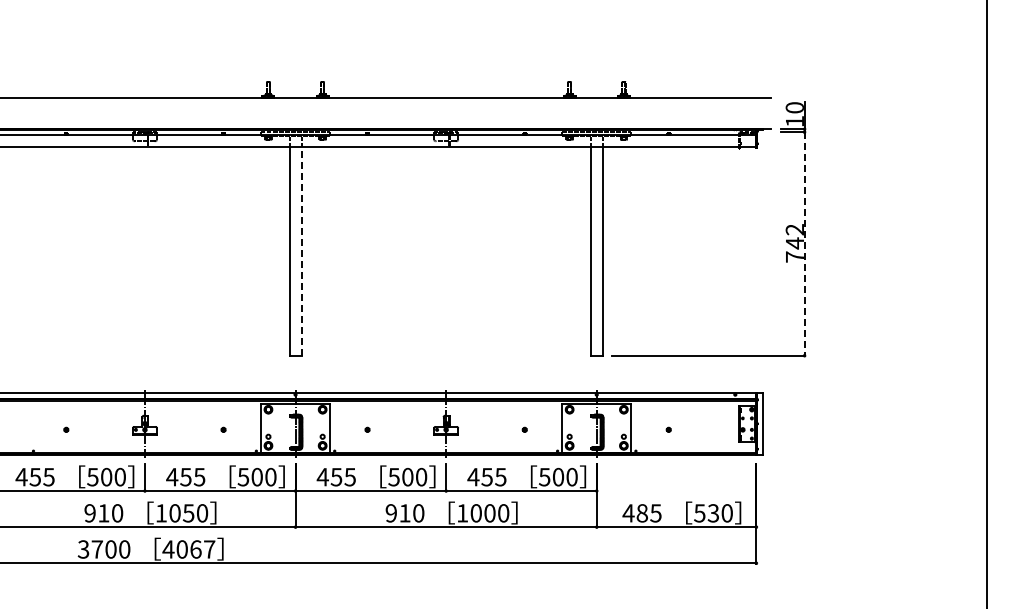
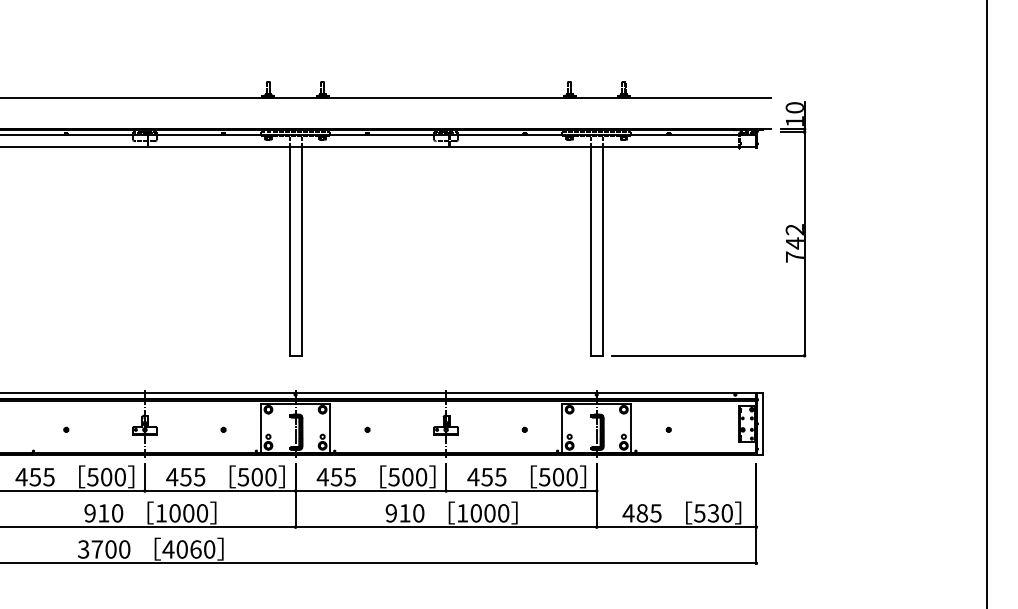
line: dashed -> solid (804, 243)
line: dashed -> solid (301, 251)
text: 1050 -> 1000 (188, 513)
text: 4067 -> 4060 (209, 549)
